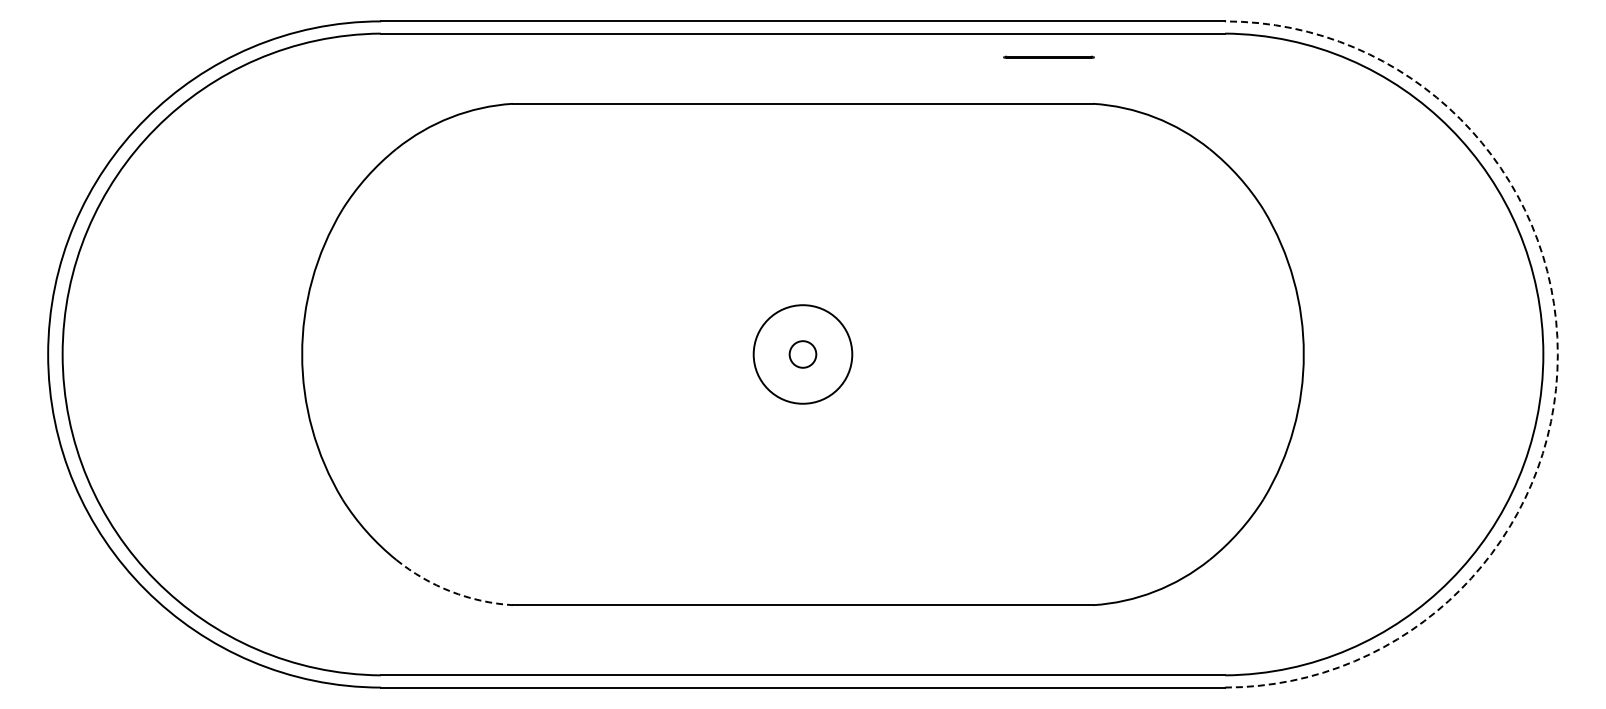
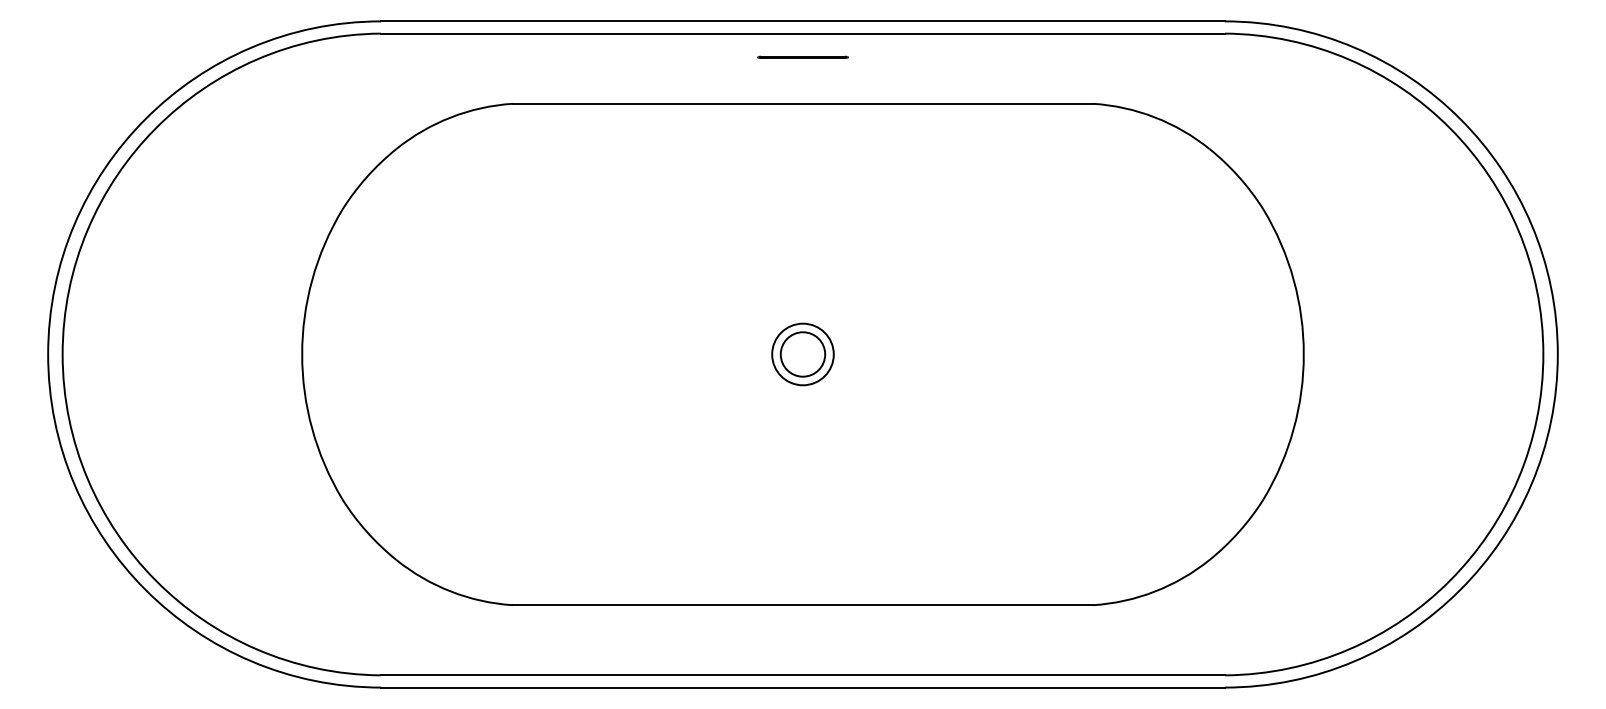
line position: (1048, 56) -> (802, 56) (802, 56)
circle diameter: 27 px -> 44 px (802, 354)
circle diameter: 99 px -> 62 px (802, 354)
arc: dashed -> solid (1557, 354)
arc: dashed -> solid (451, 591)
